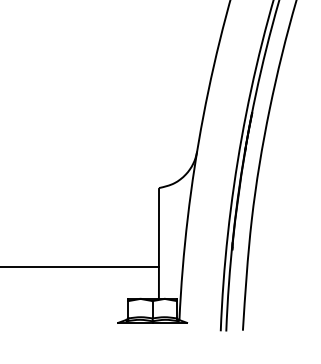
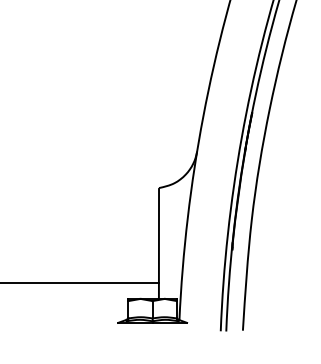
line position: (80, 266) -> (80, 282) (80, 282)
